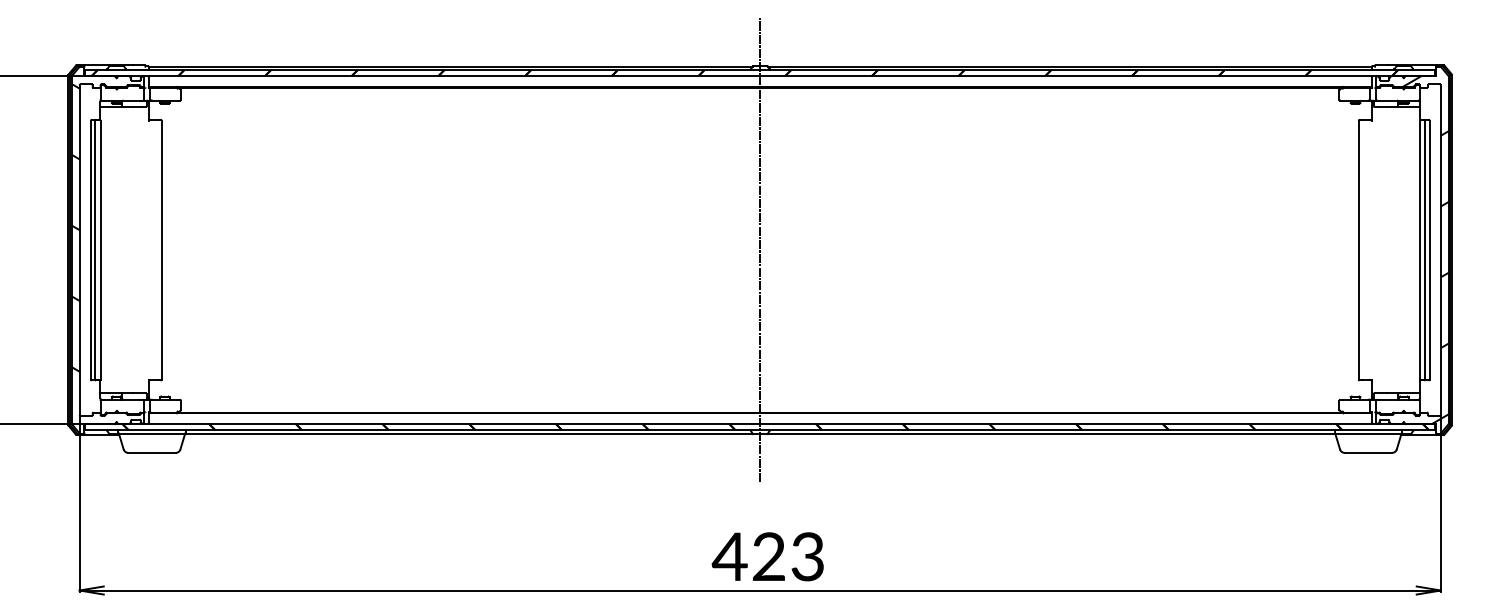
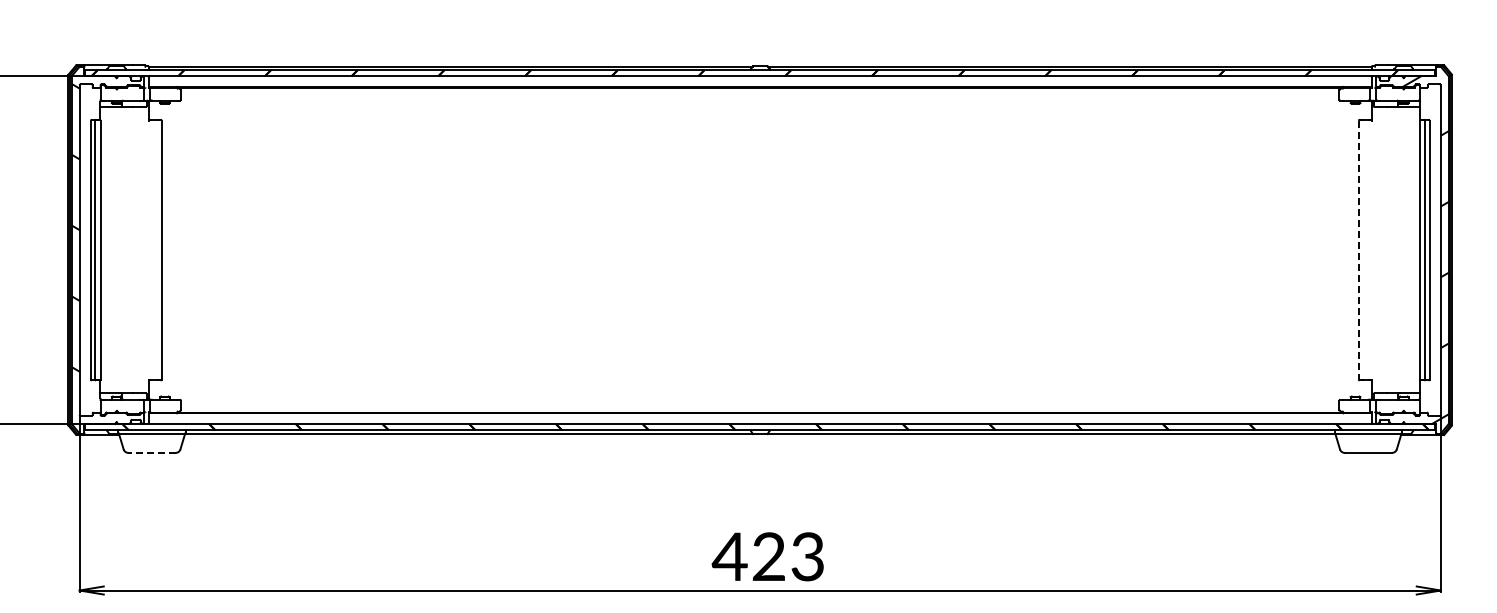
line: present -> none (760, 249)
line: solid -> dashed (1358, 250)
line: solid -> dashed (152, 452)
